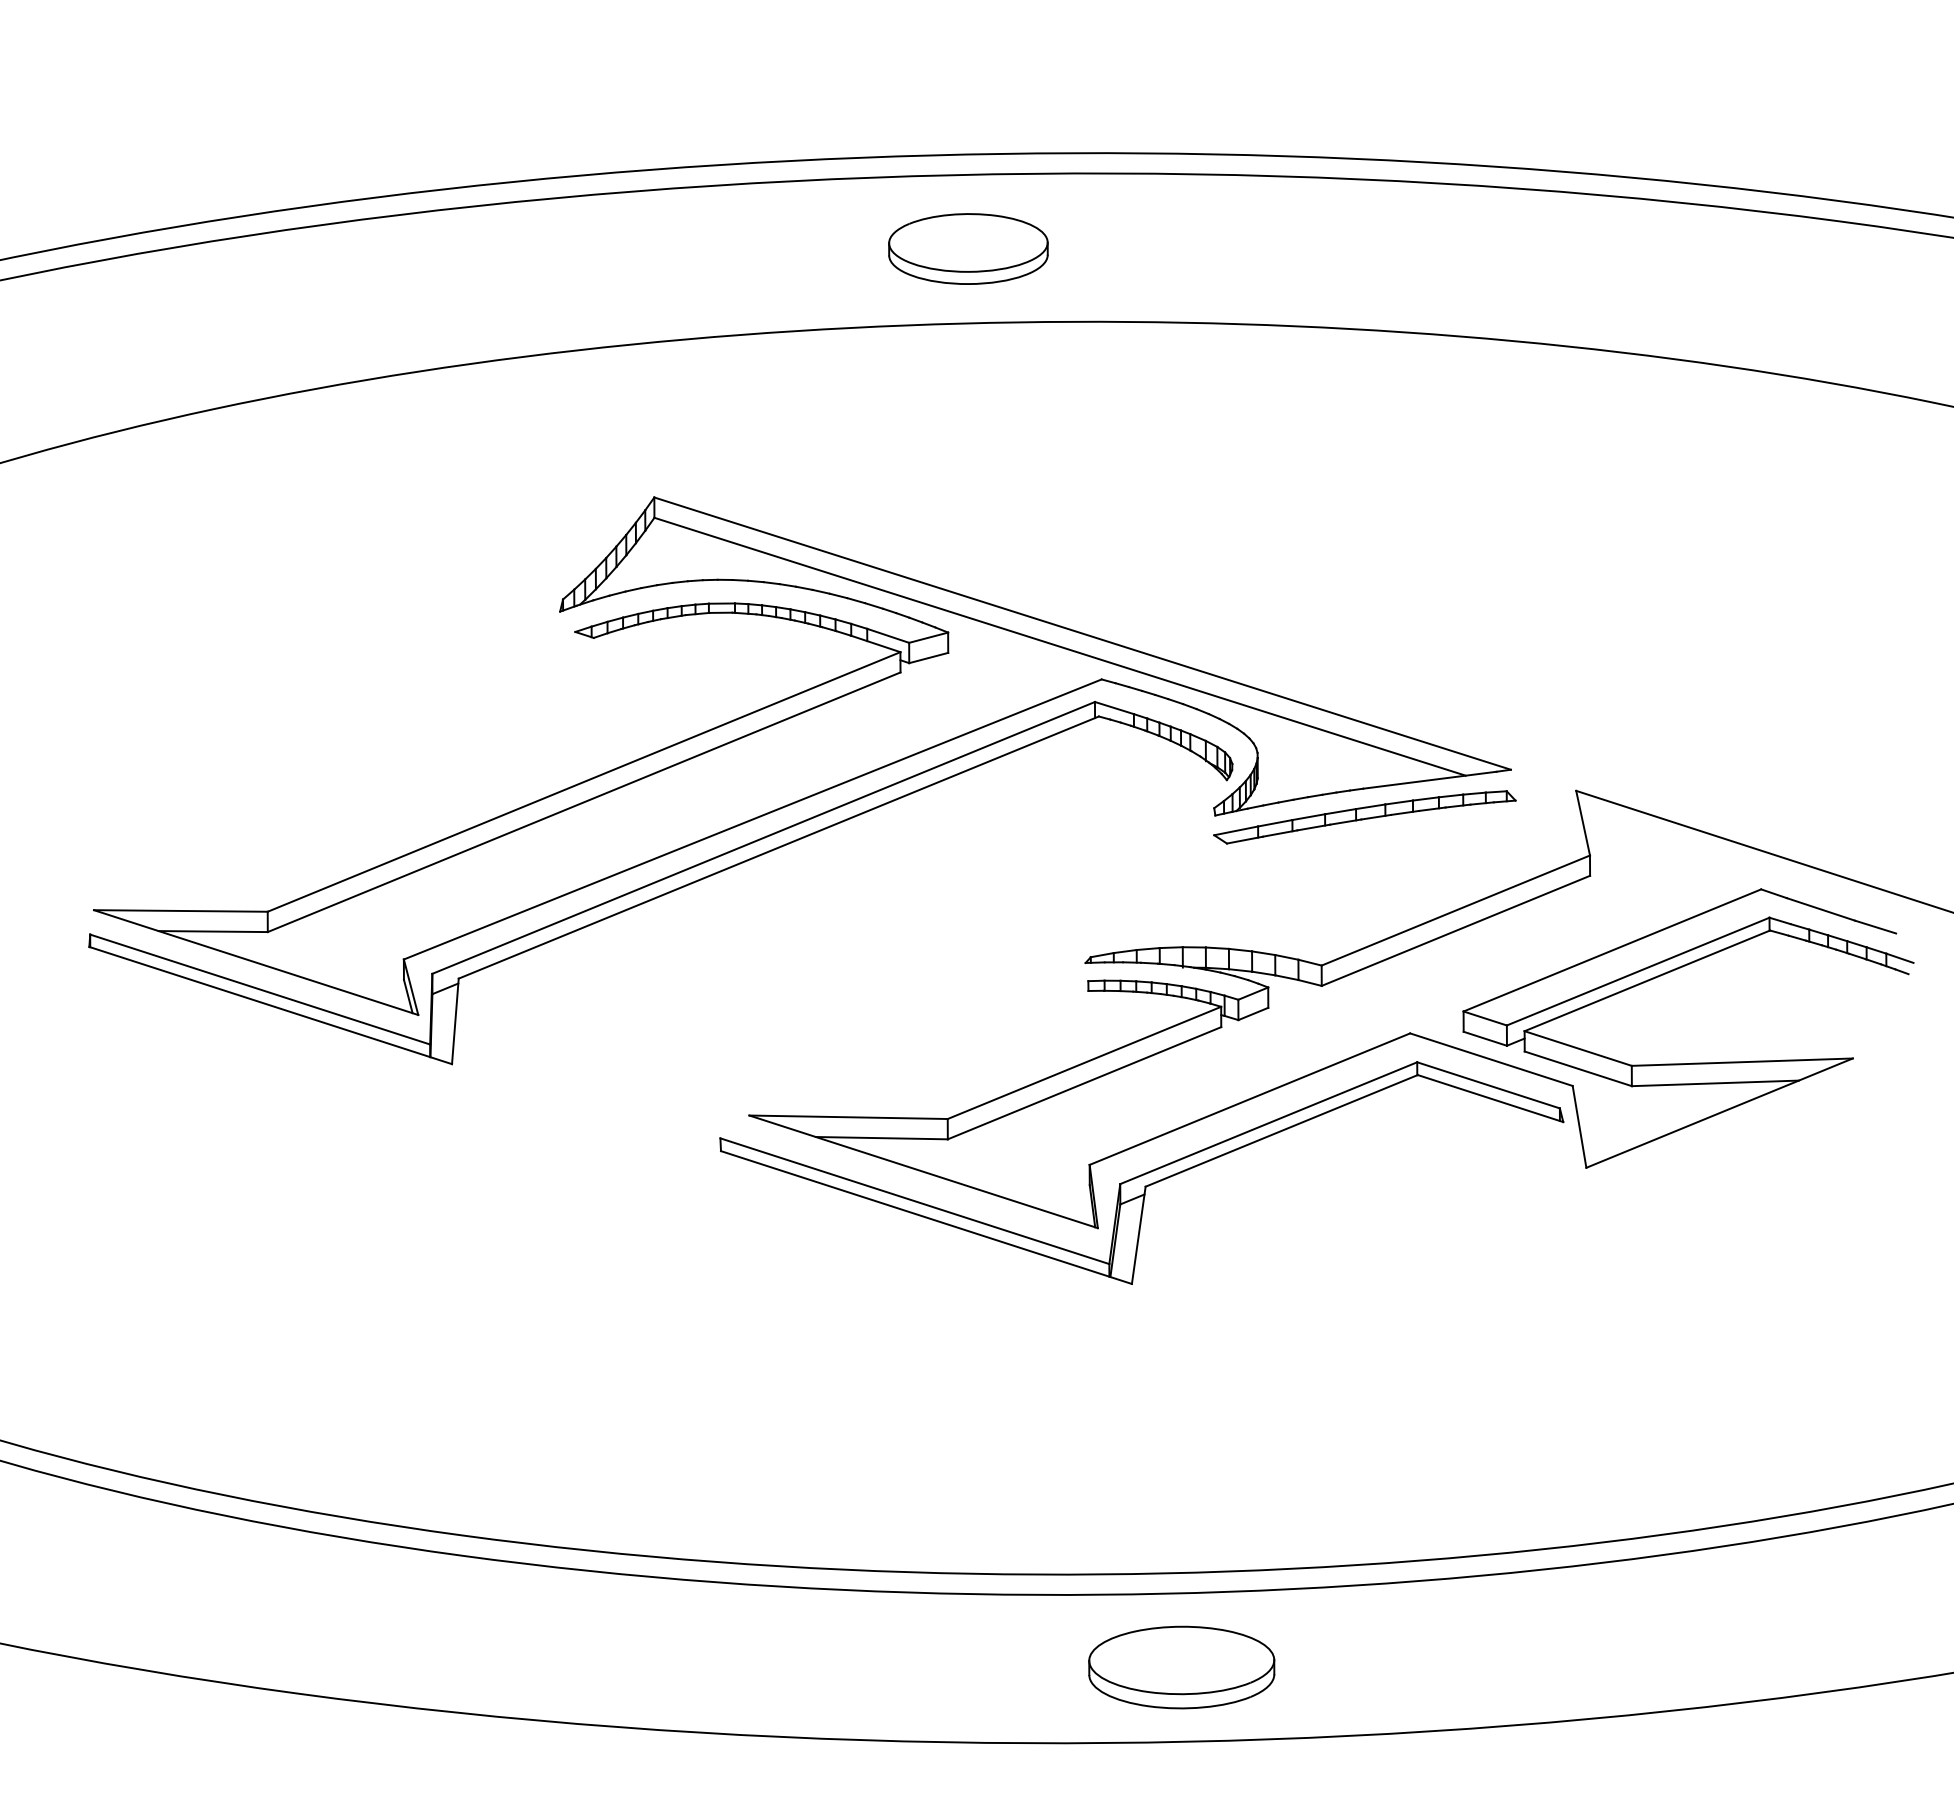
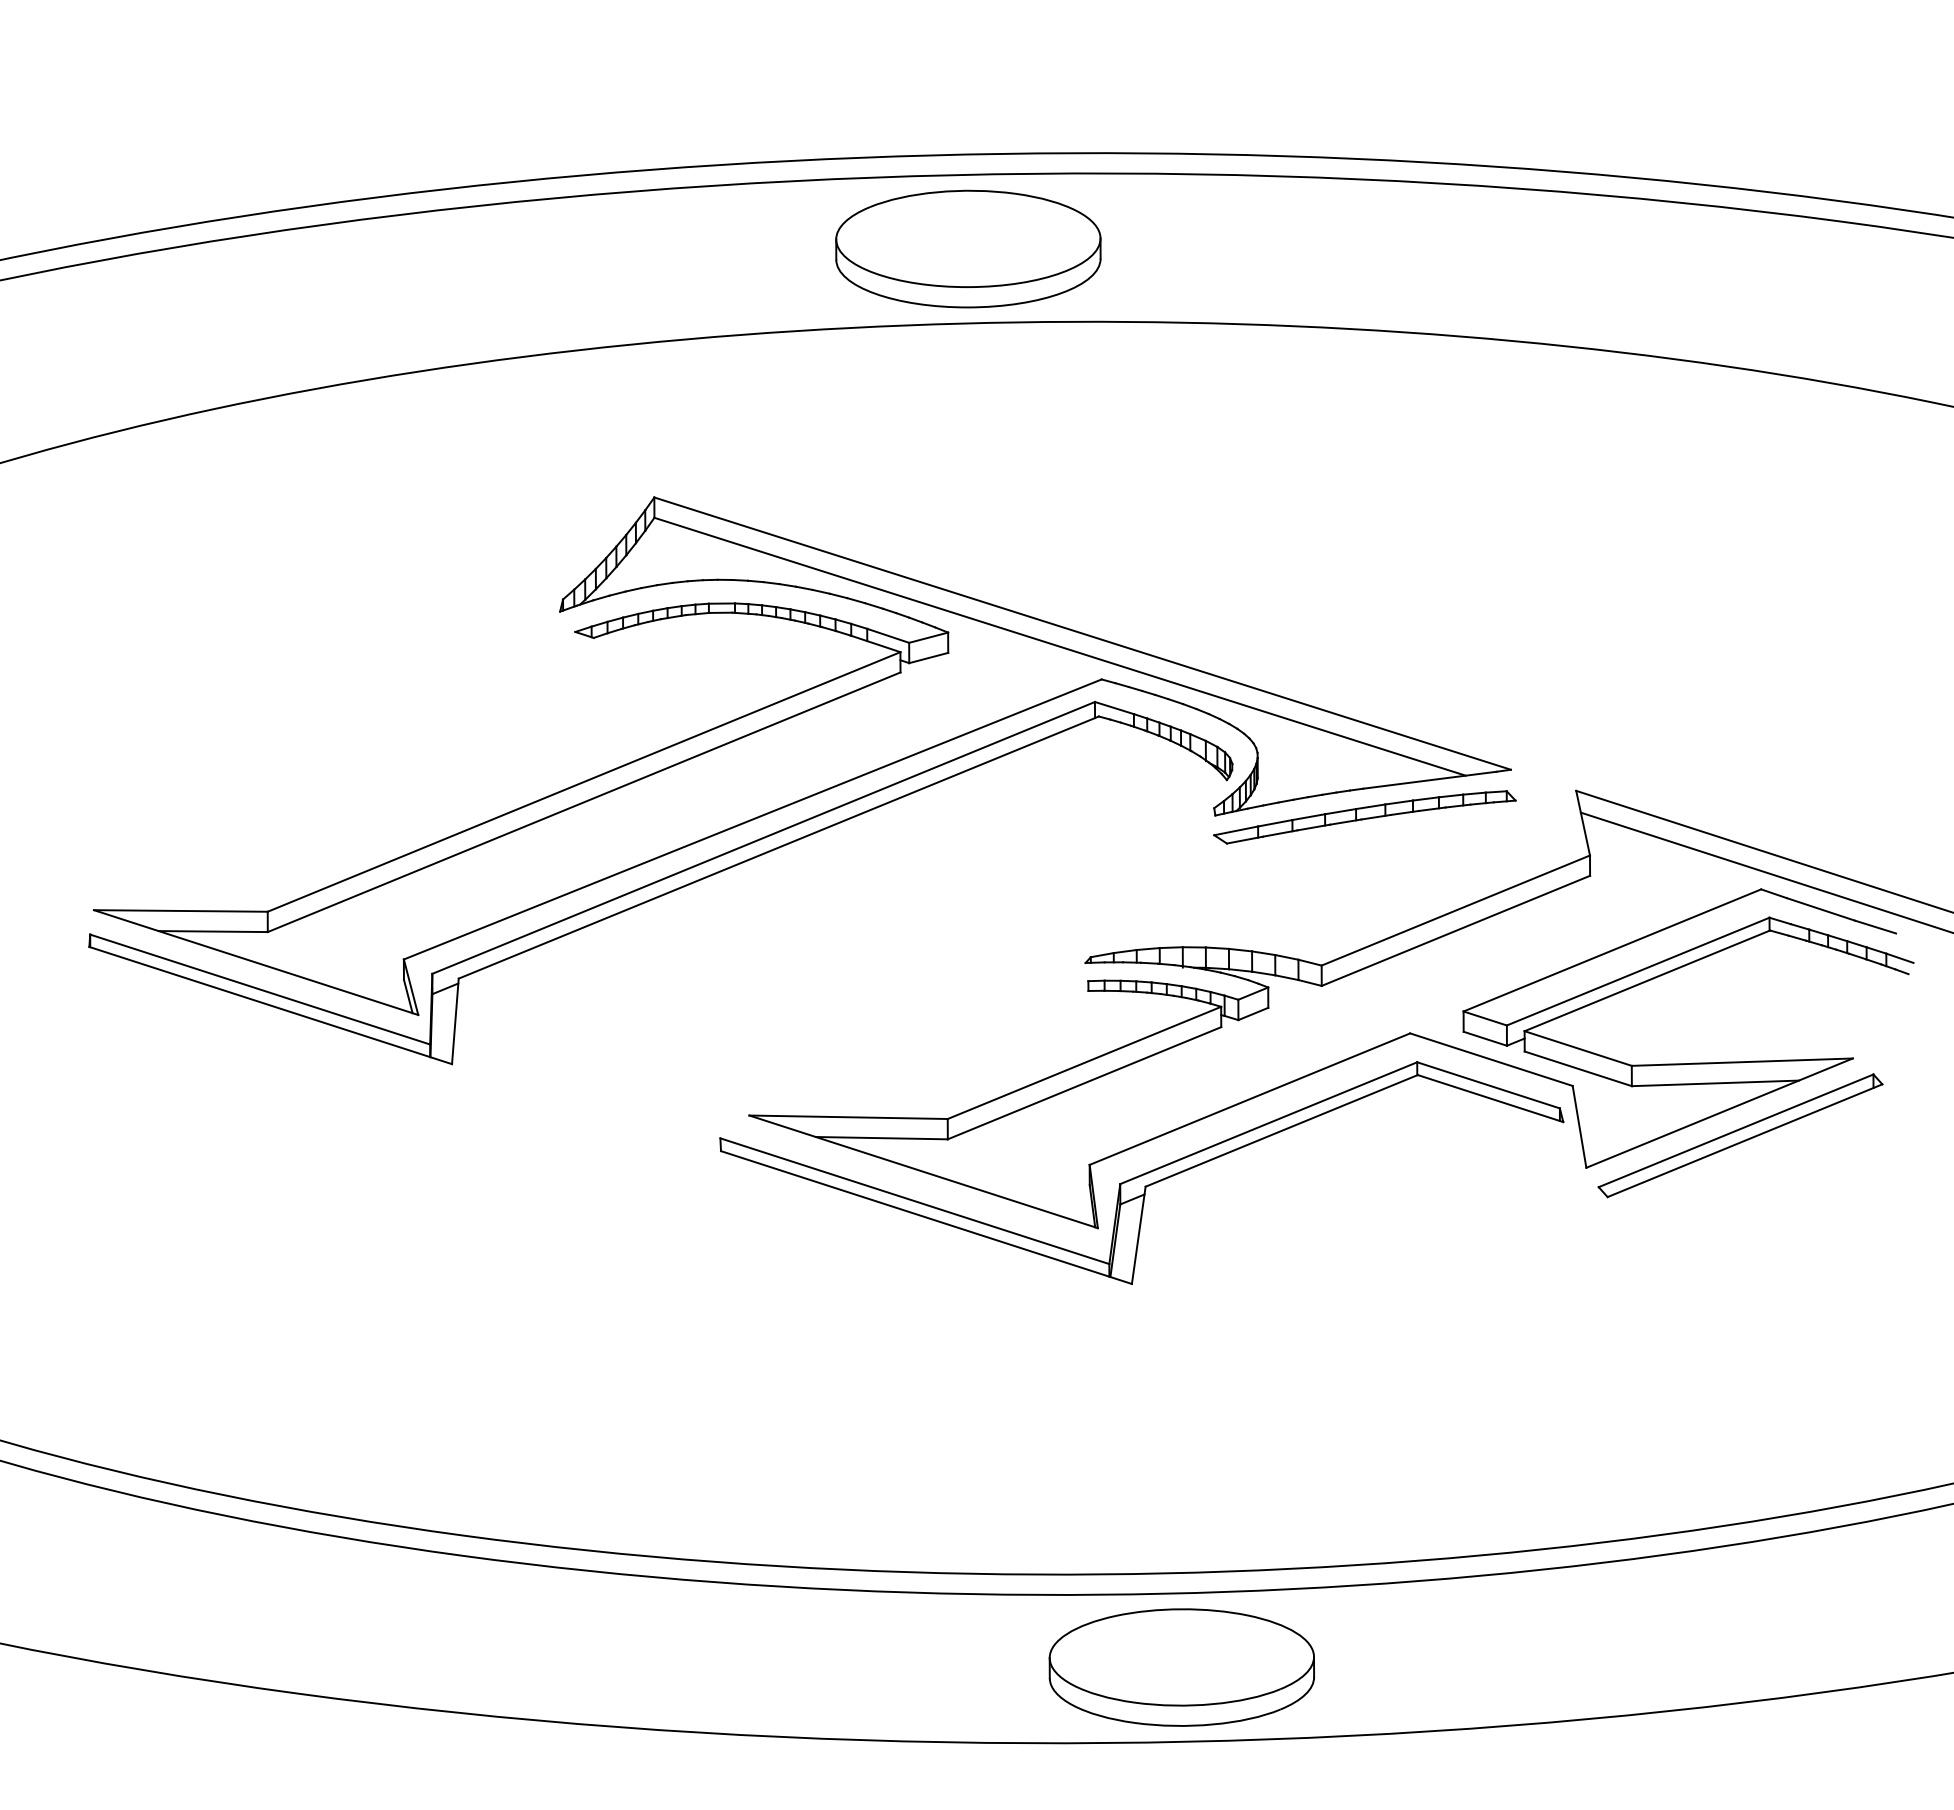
part size: 161x72 px -> 267x120 px (968, 248)
line: none -> present (1765, 872)
part: none -> present (1740, 1135)
part size: 188x85 px -> 267x119 px (1181, 1667)
